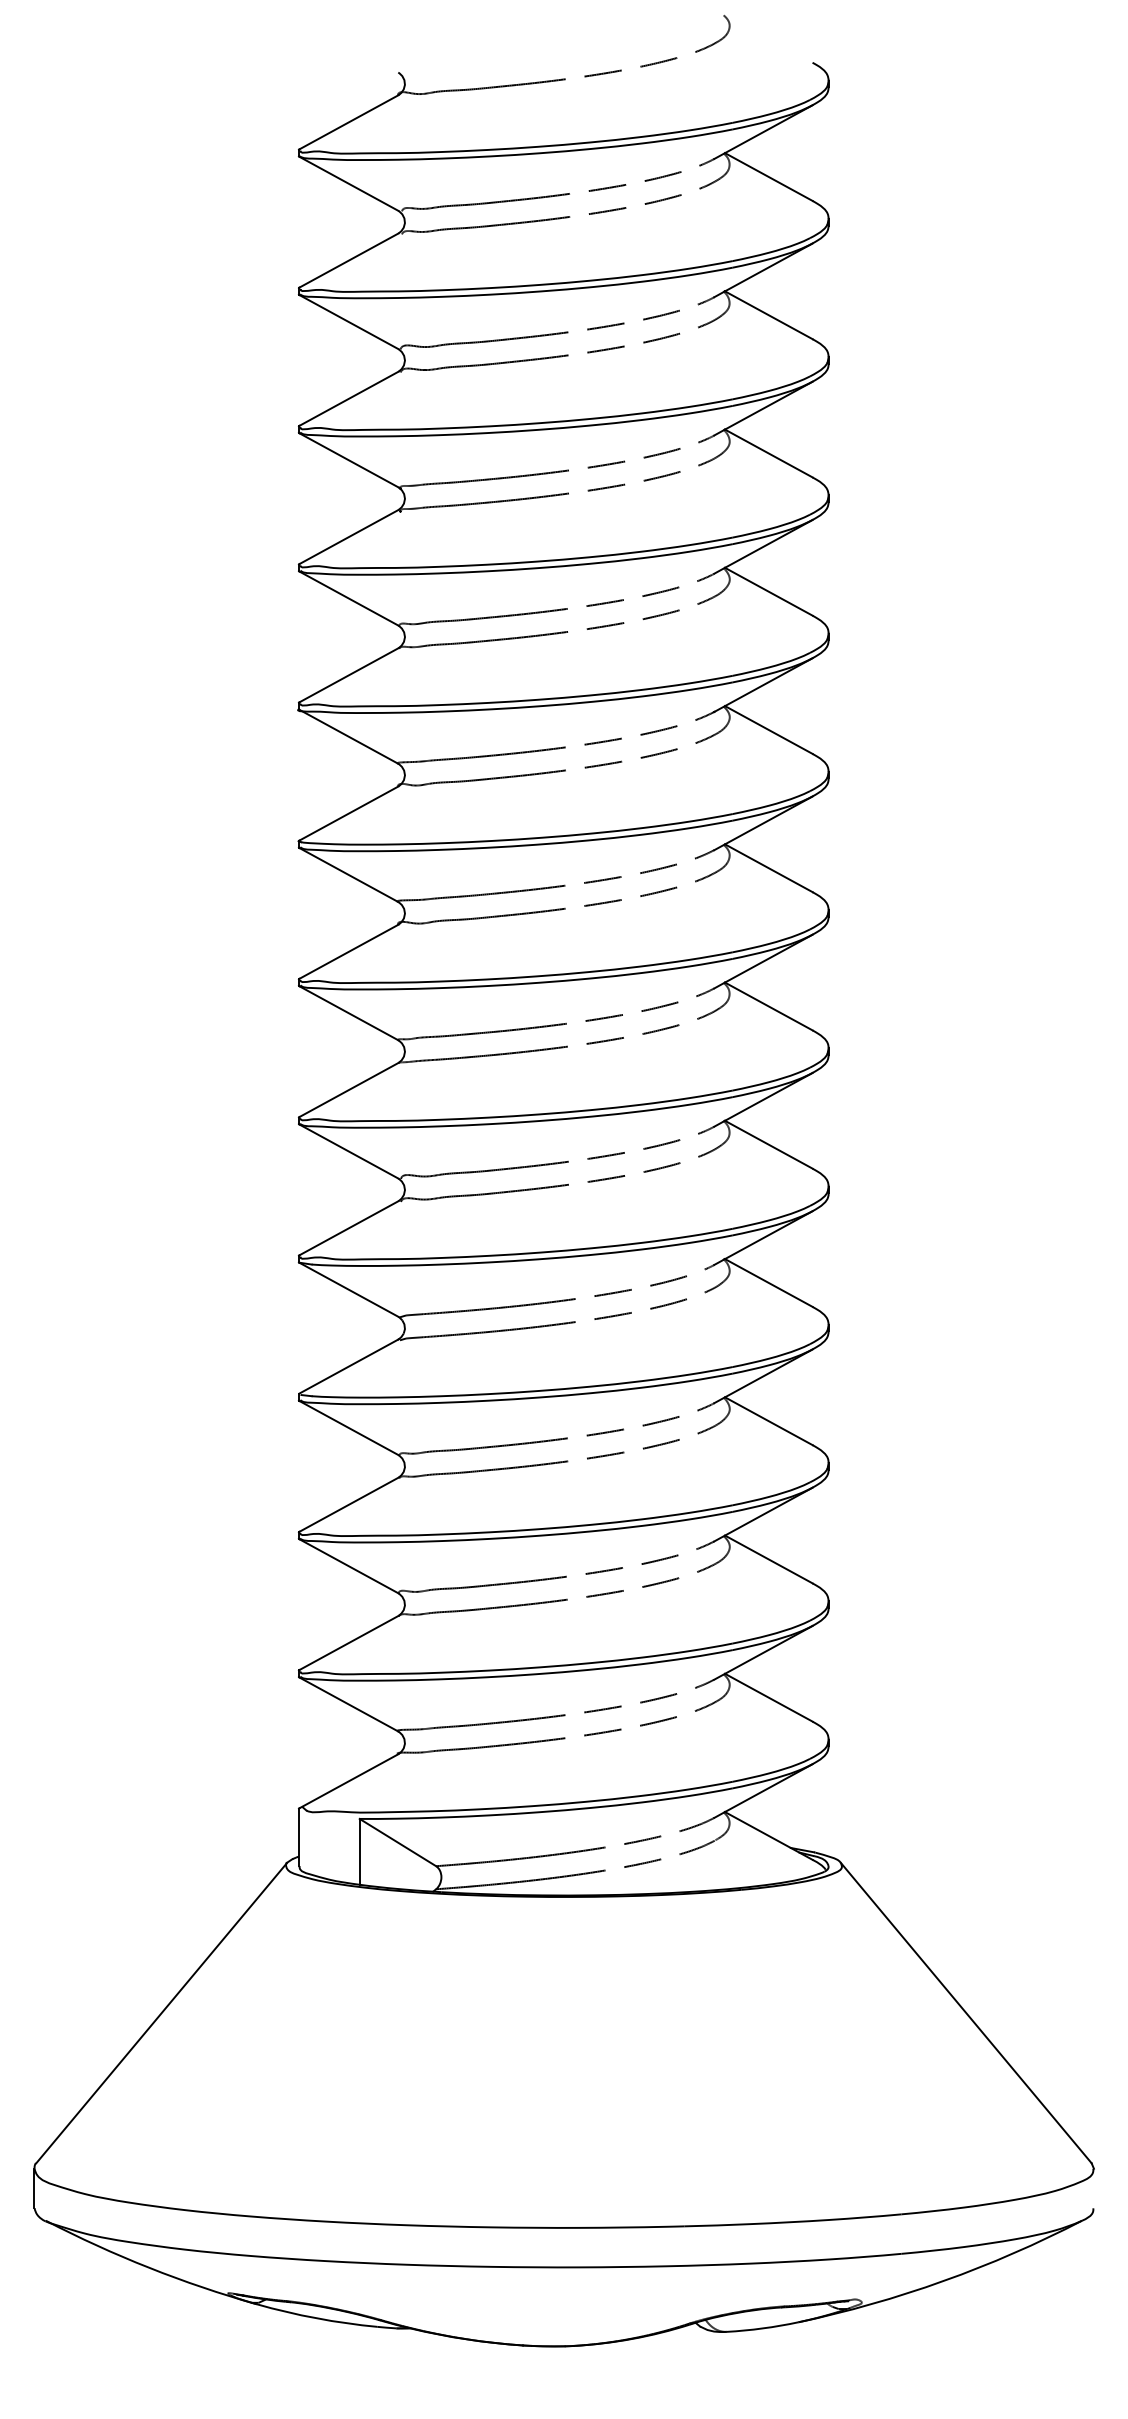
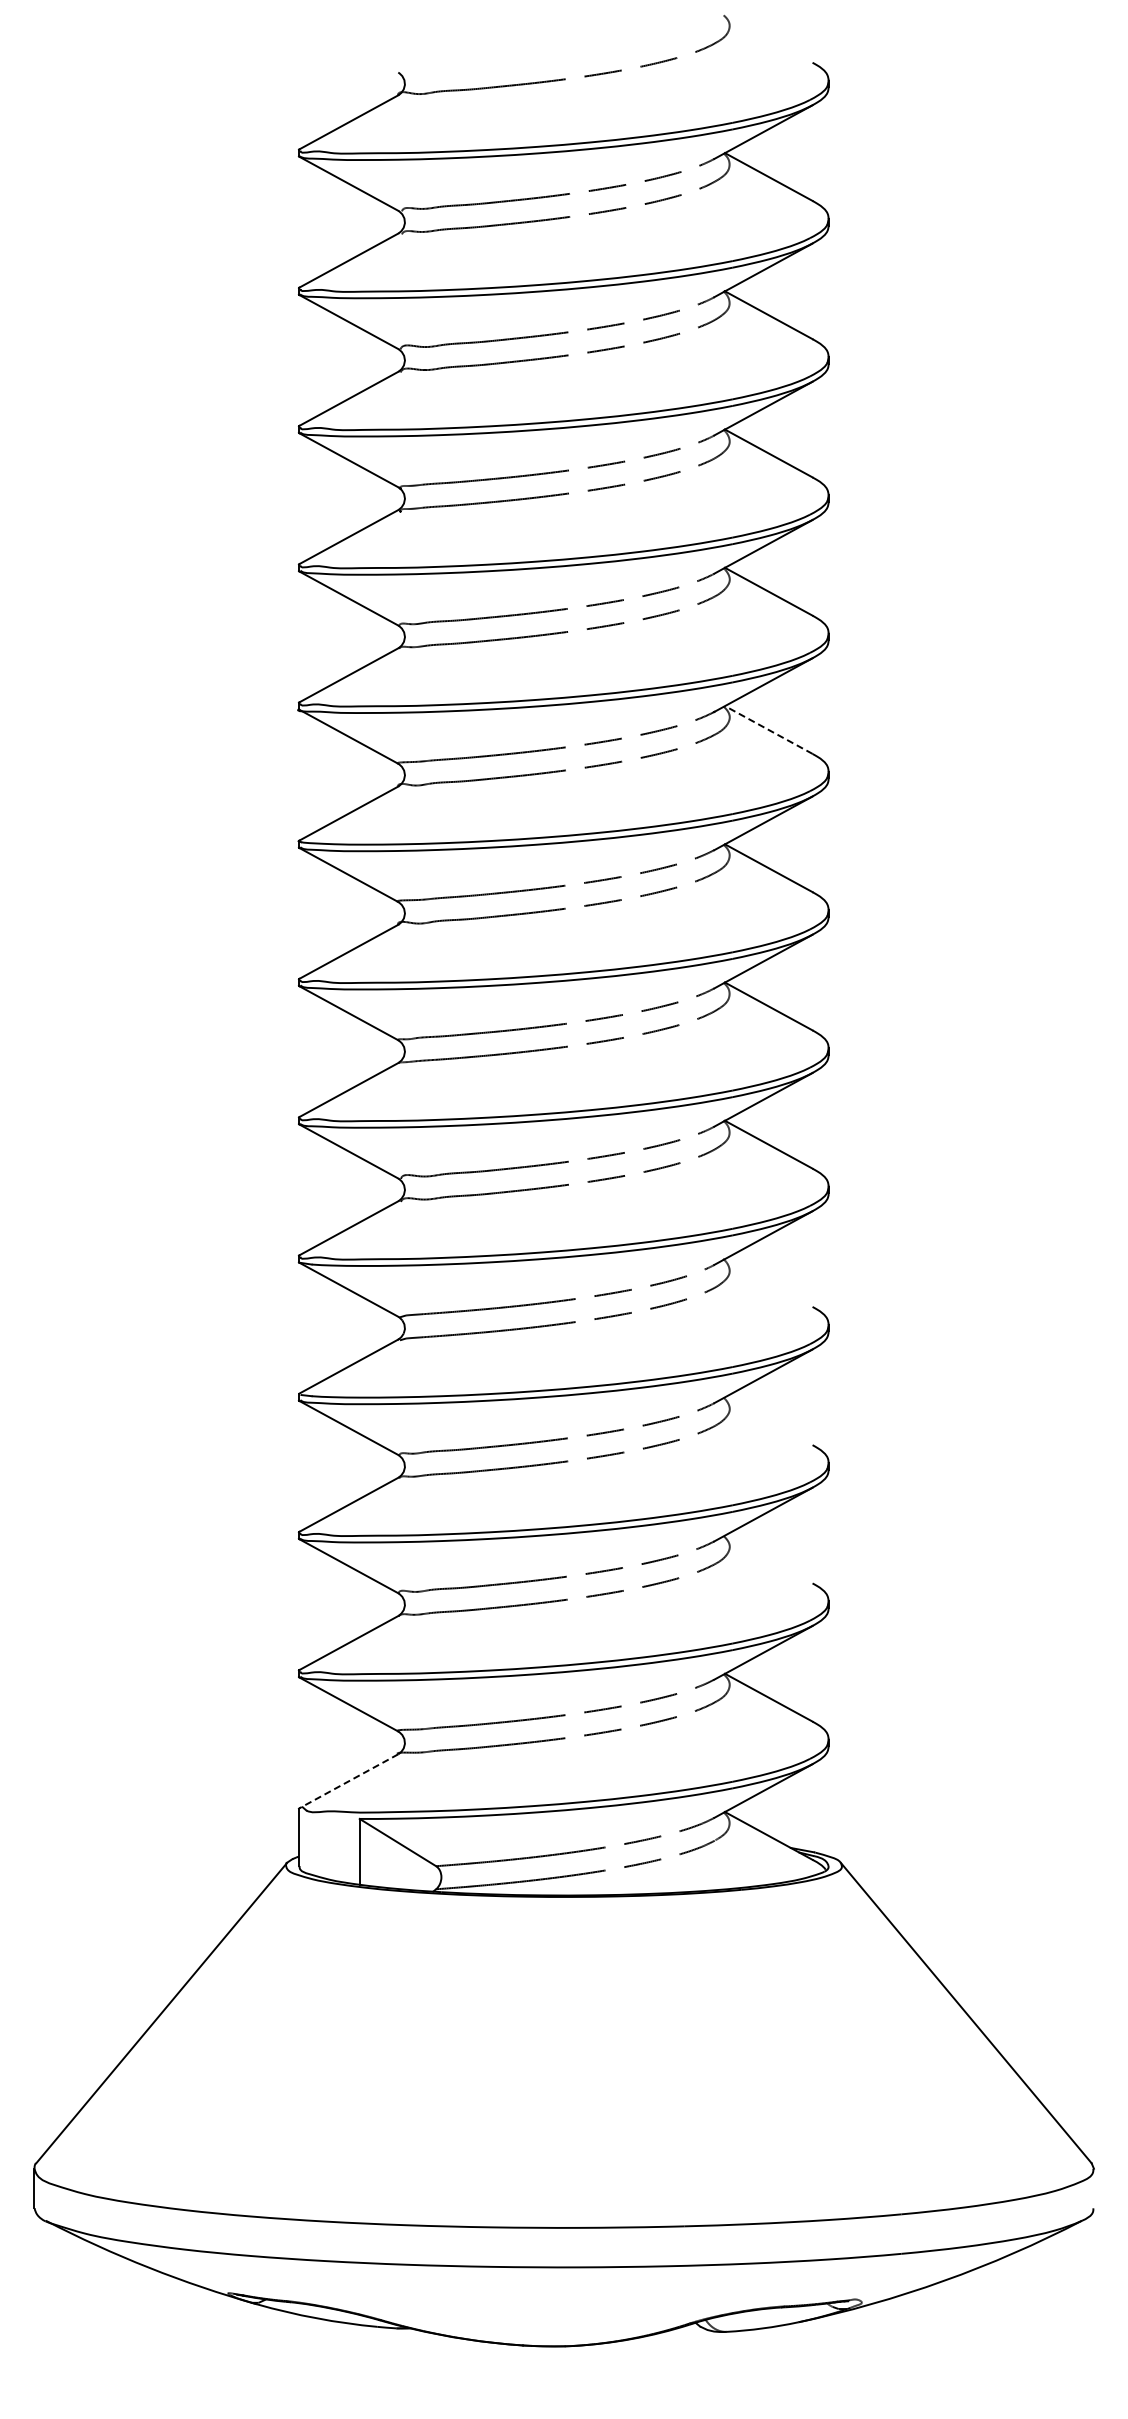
line: solid -> dashed (768, 729)
line: present -> none (768, 1282)
line: present -> none (768, 1421)
line: present -> none (768, 1559)
line: solid -> dashed (348, 1781)
